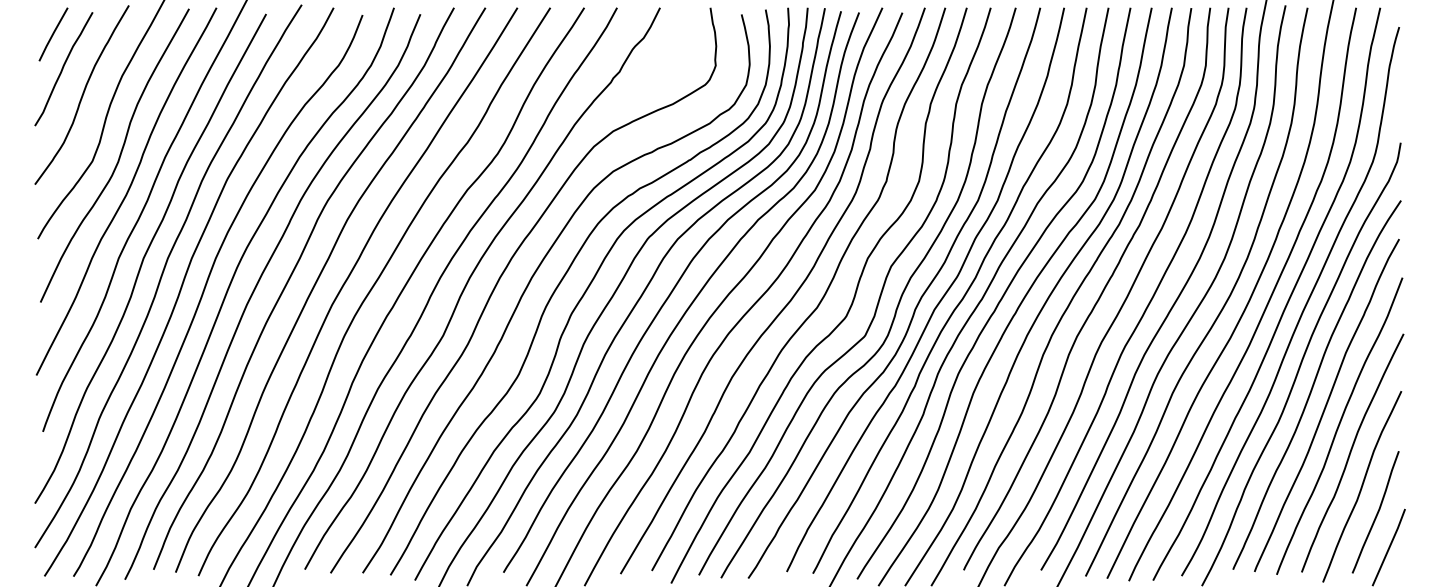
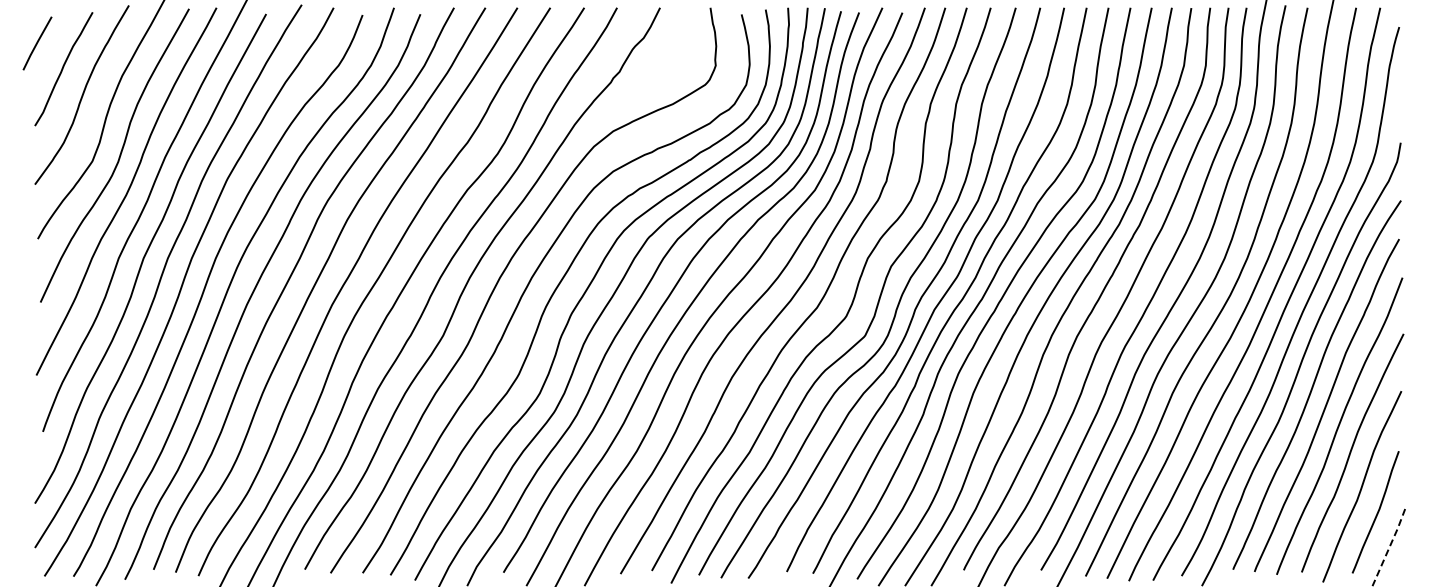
line position: (53, 34) -> (37, 43) (37, 43)
line: solid -> dashed (1389, 547)
